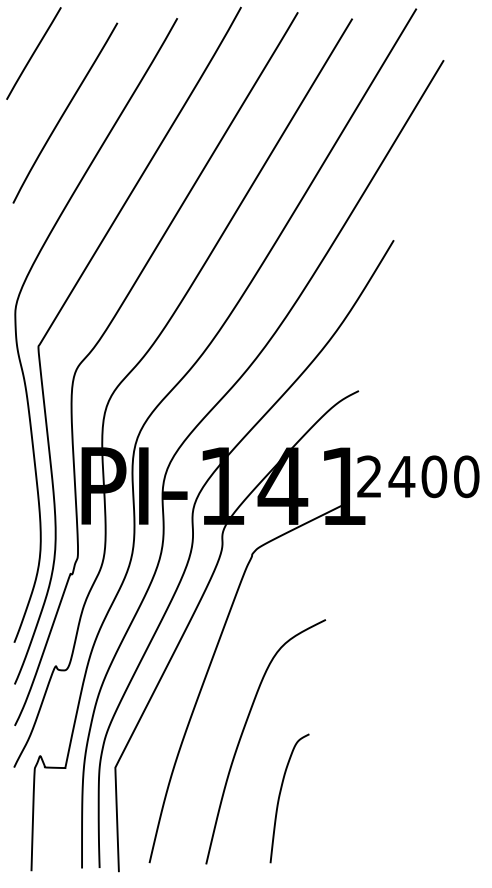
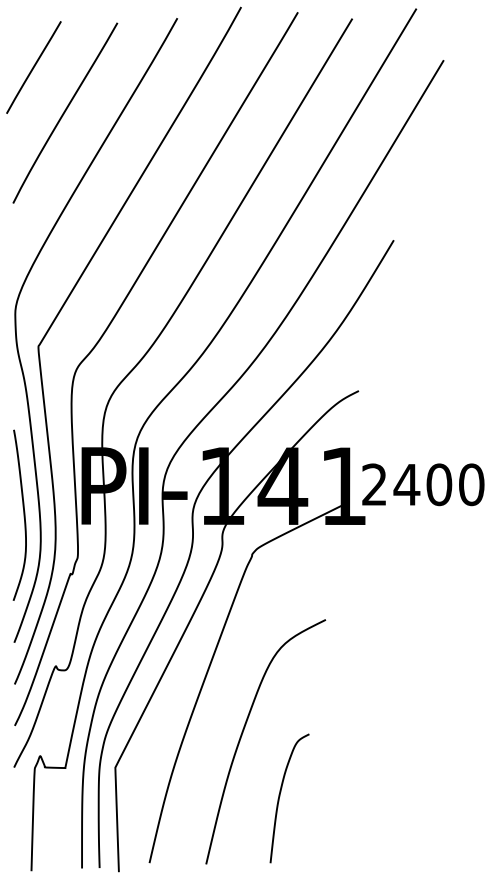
line position: (33, 53) -> (33, 67) (33, 67)
text position: (418, 476) -> (423, 484) (423, 484)
curve: none -> present (23, 514)
